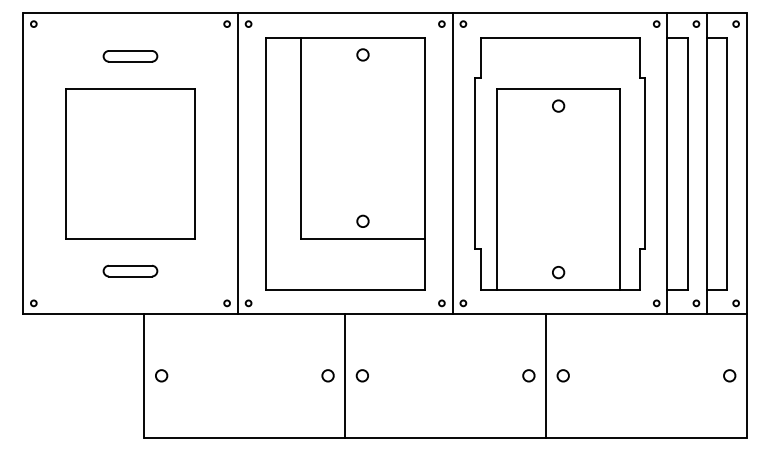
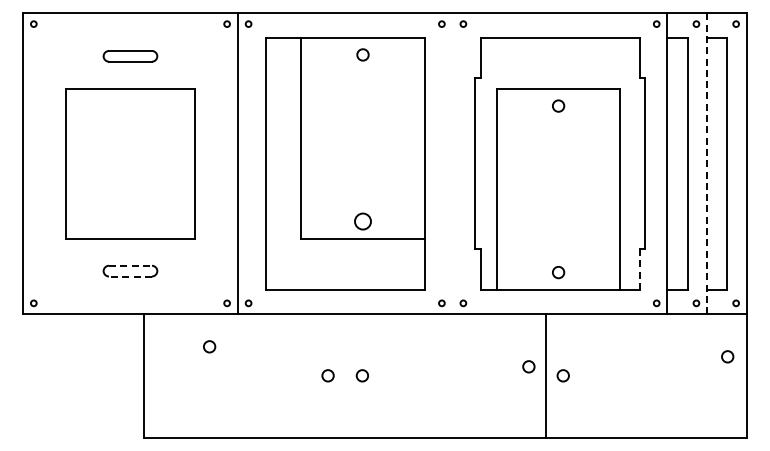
line: present -> none (452, 163)
line: solid -> dashed (707, 163)
circle size: 14x14 px -> 18x19 px (362, 221)
line: solid -> dashed (130, 265)
line: solid -> dashed (639, 269)
line: solid -> dashed (129, 276)
circle position: (161, 375) -> (209, 346) (209, 346)
line: present -> none (345, 375)
circle position: (528, 375) -> (528, 366) (528, 366)
circle position: (729, 375) -> (727, 356) (727, 356)
